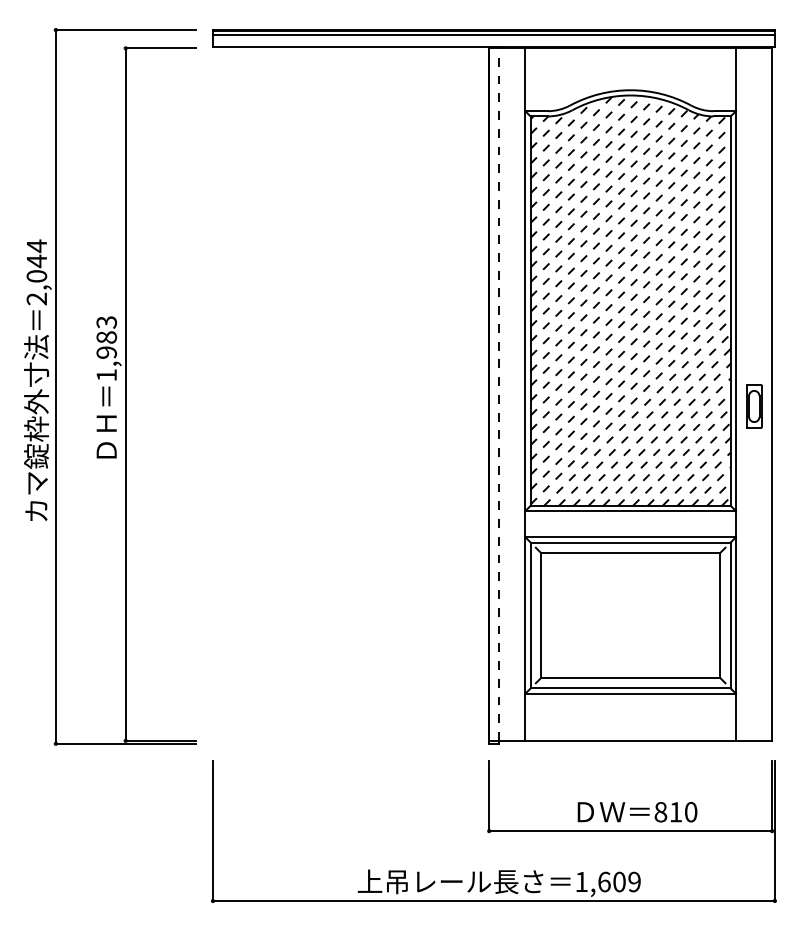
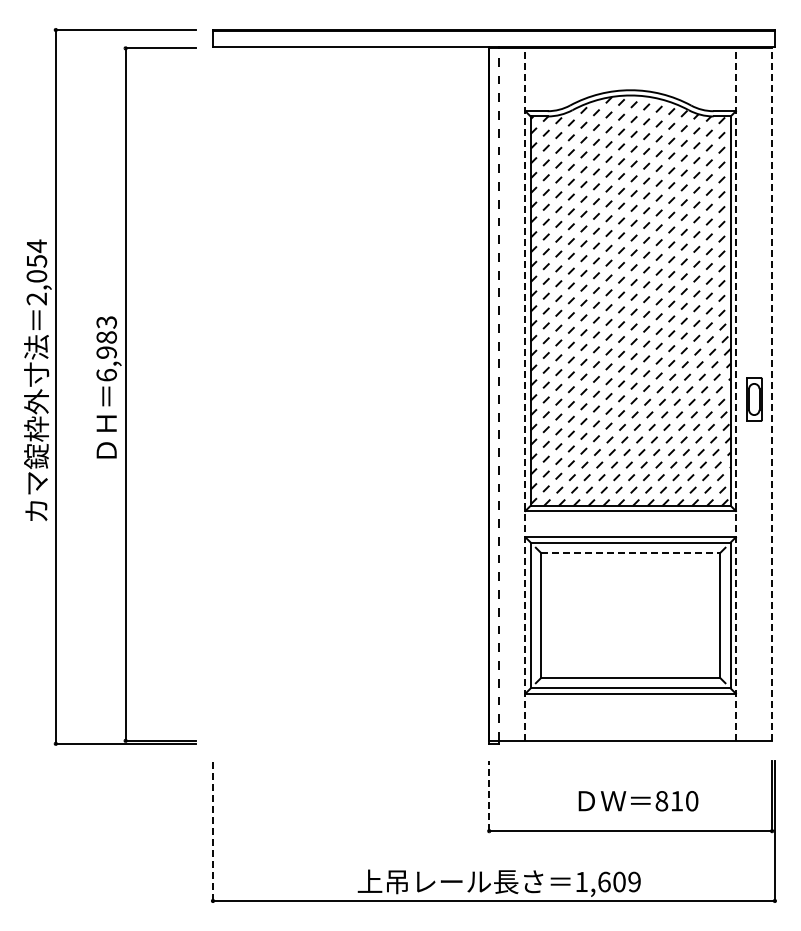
line: present -> none (493, 35)
text: 2,044 -> 2,054 (37, 261)
text: 1,983 -> 6,983 (106, 375)
line: solid -> dashed (525, 394)
line: solid -> dashed (735, 394)
line: solid -> dashed (772, 394)
part position: (754, 406) -> (754, 399) (754, 399)
line: solid -> dashed (630, 552)
line: solid -> dashed (489, 796)
text position: (637, 812) -> (638, 801) (638, 801)
line: solid -> dashed (212, 831)
